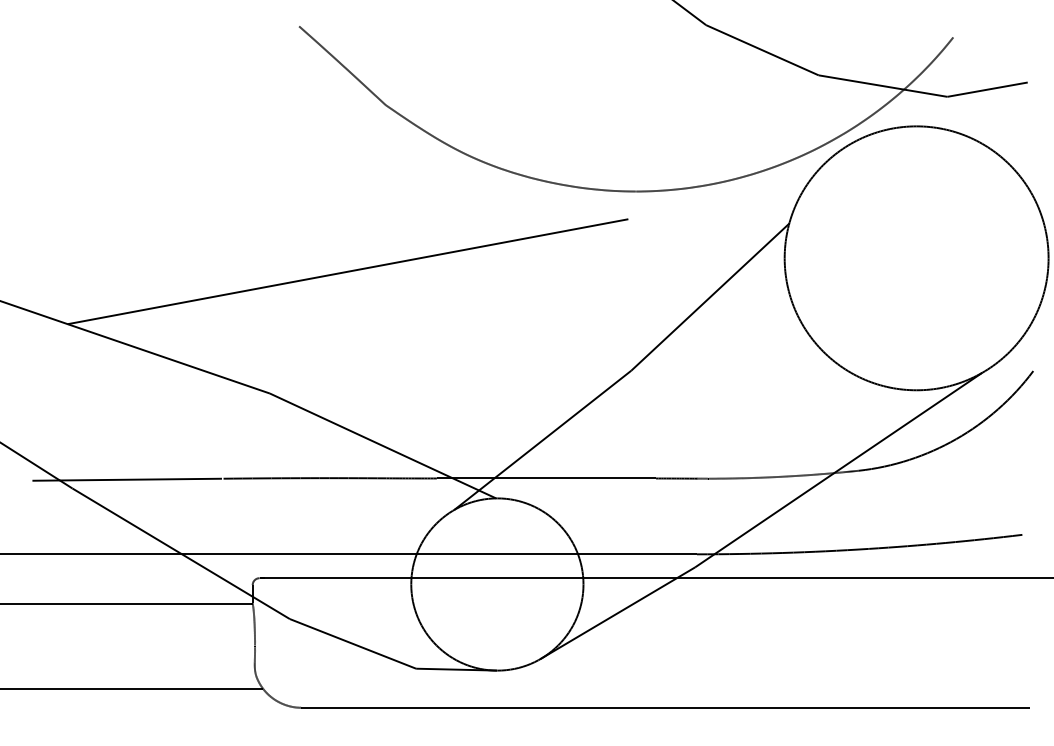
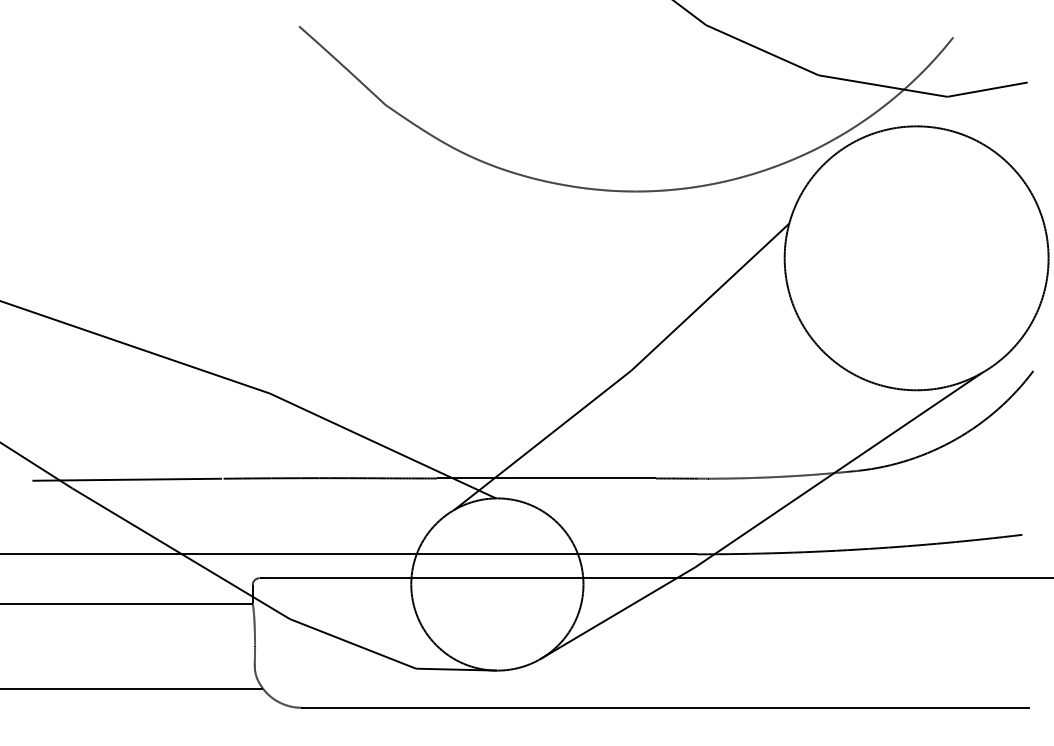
line: present -> none (347, 271)
